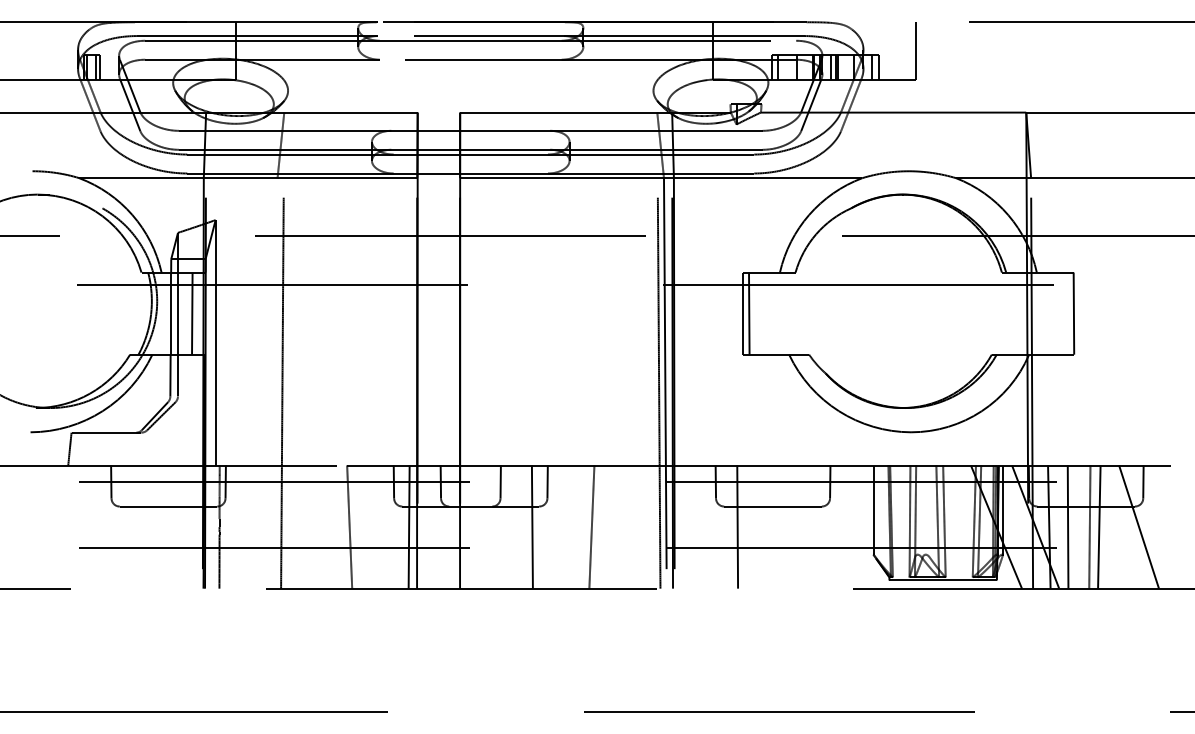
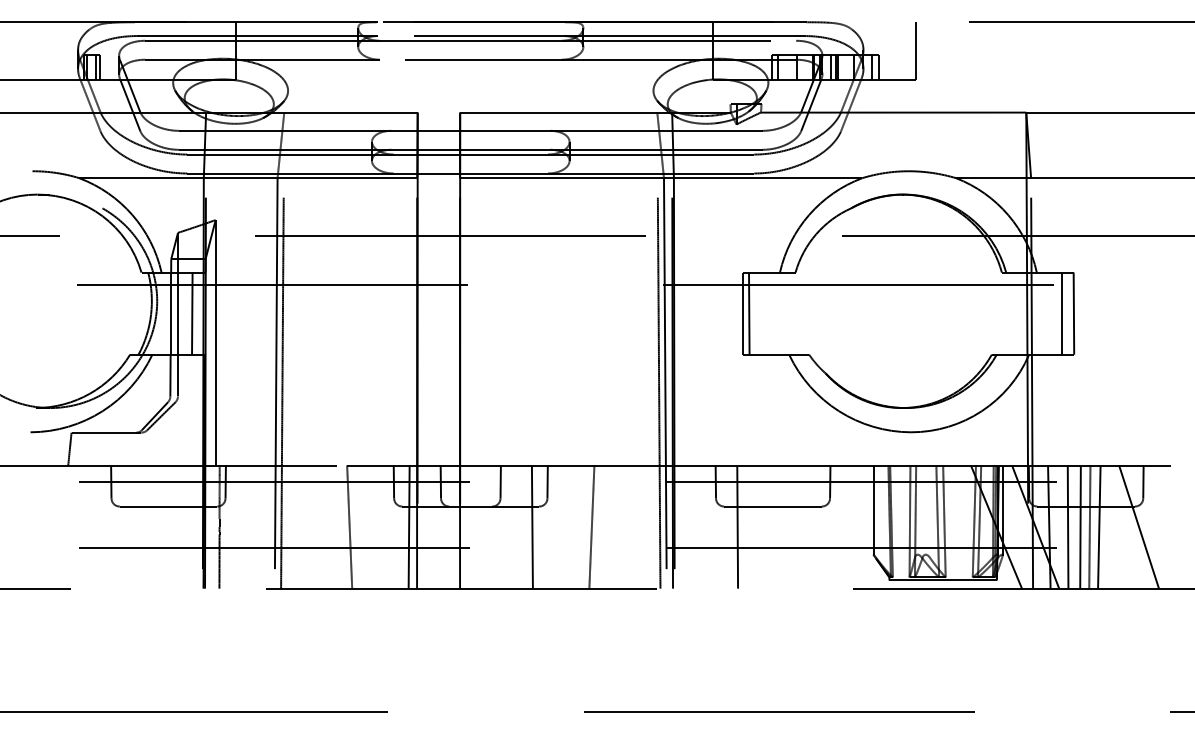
line: none -> present (1061, 313)
line: none -> present (275, 383)
line: none -> present (1080, 526)
